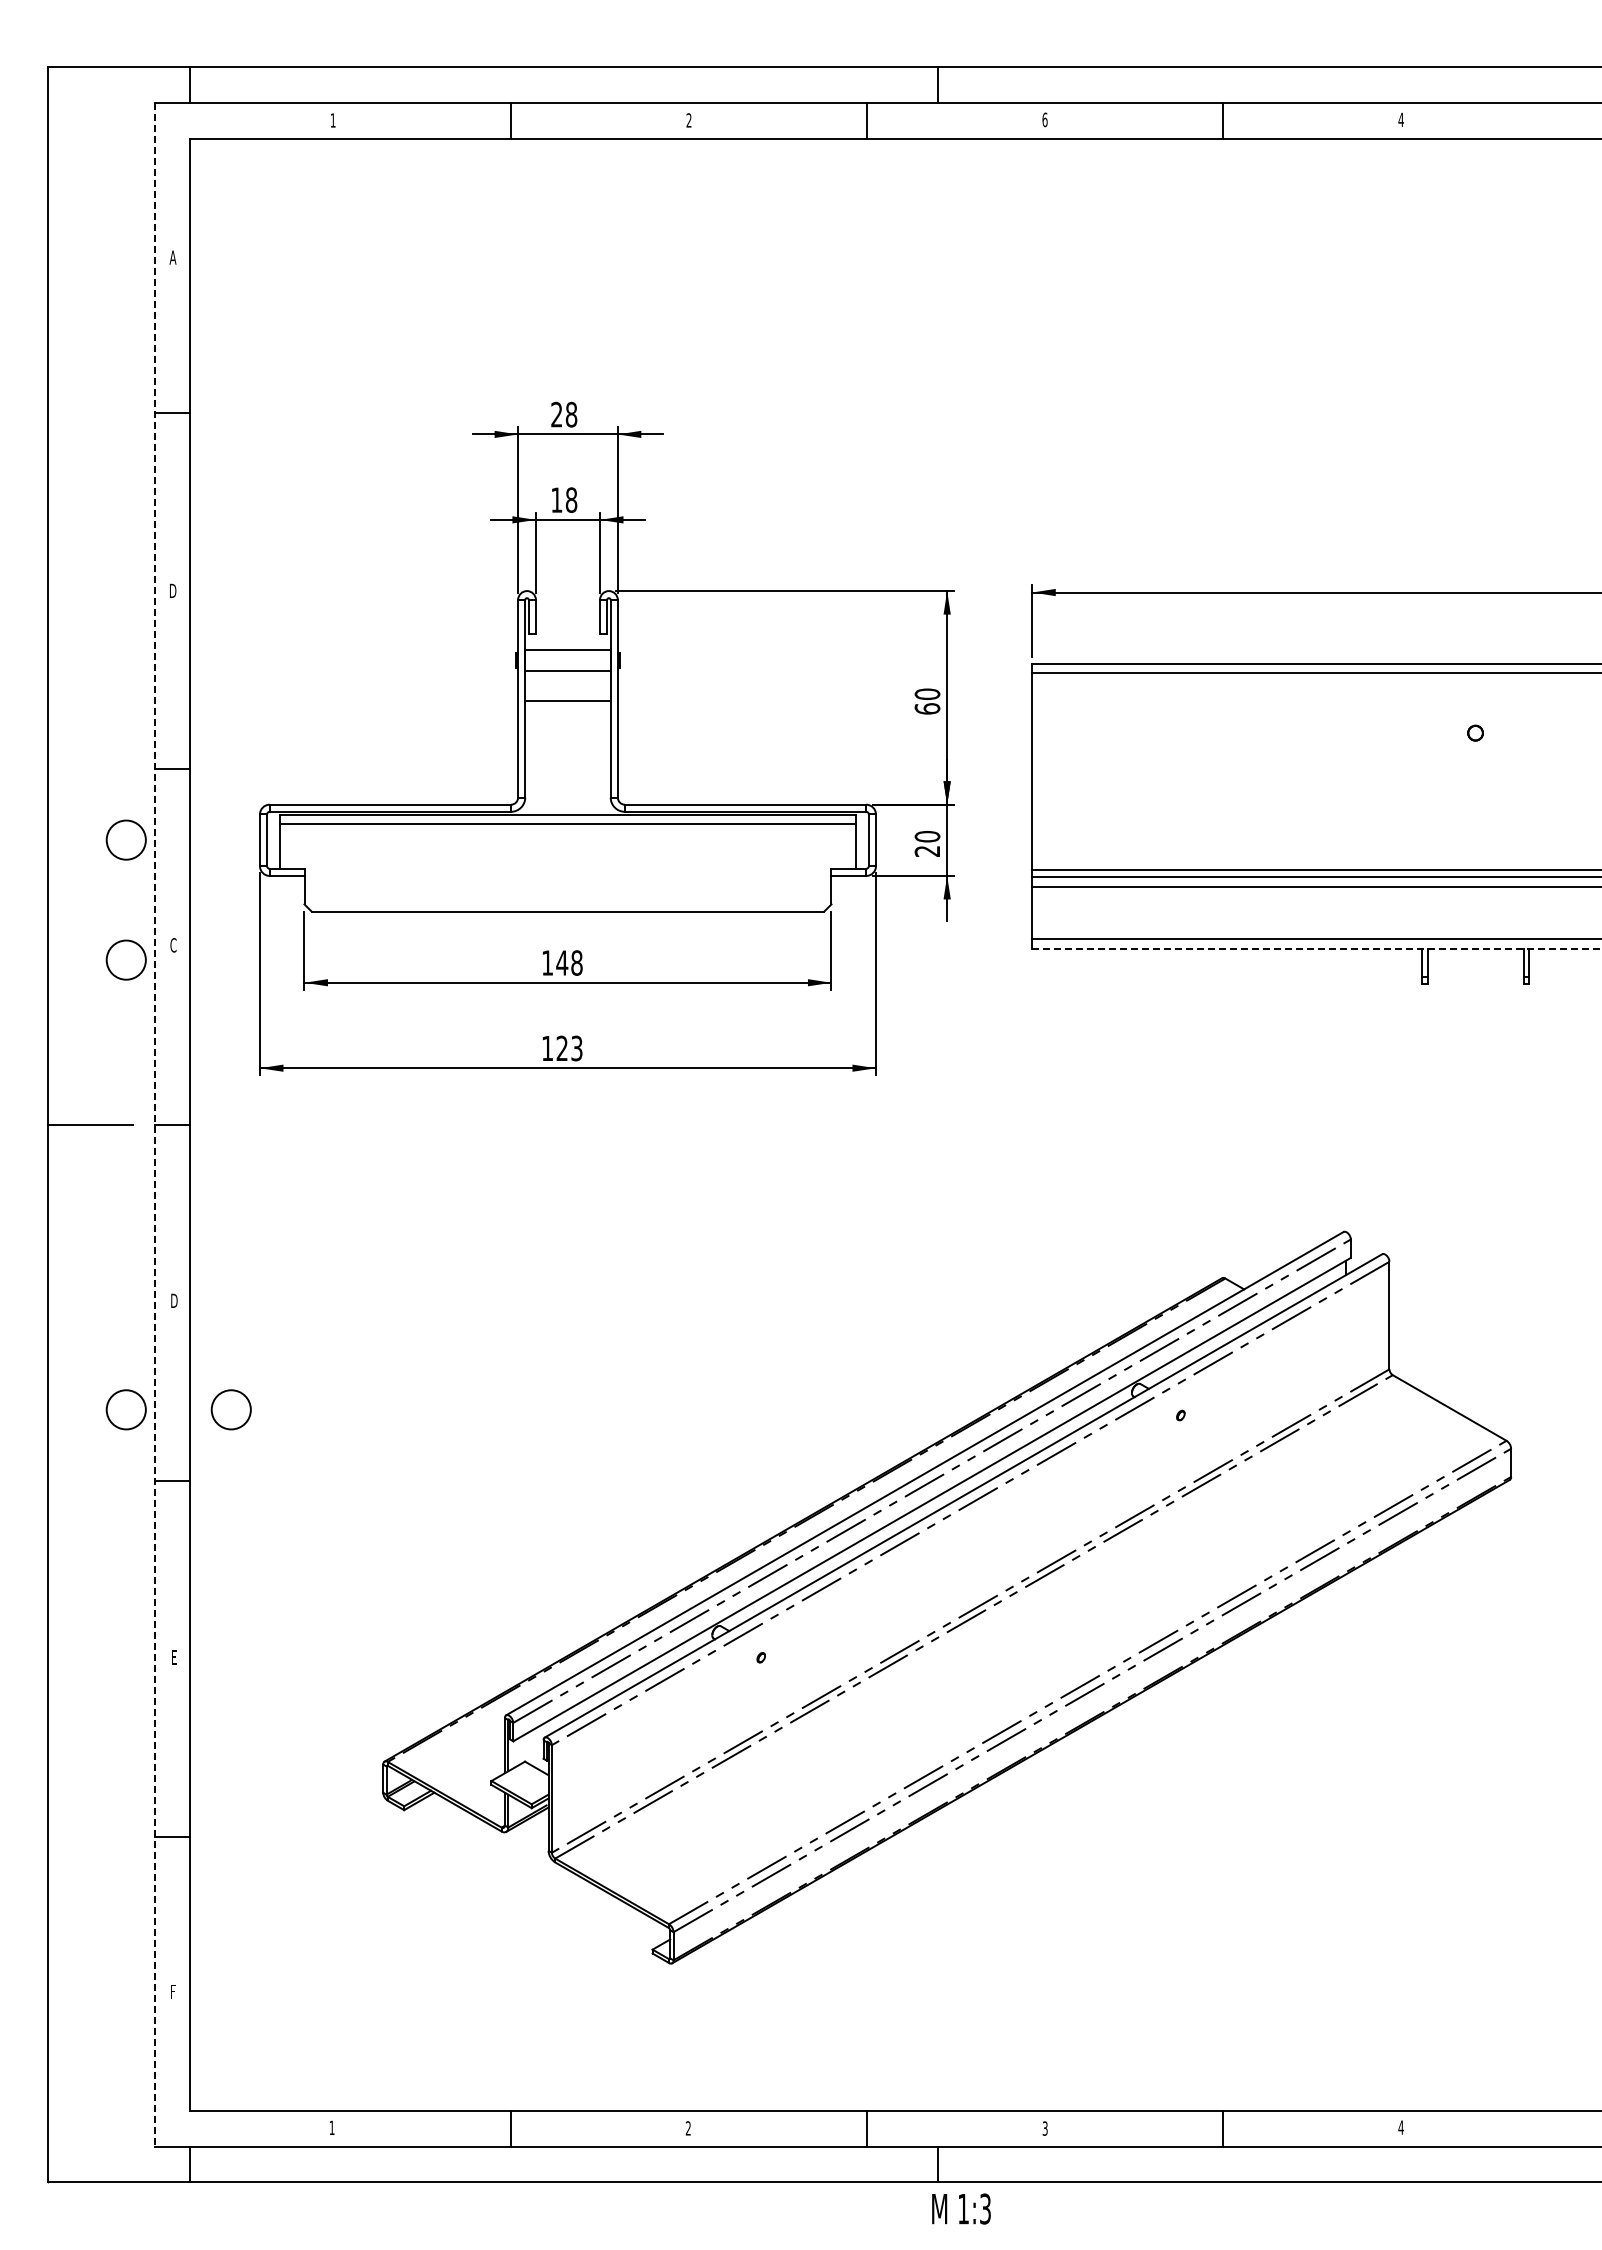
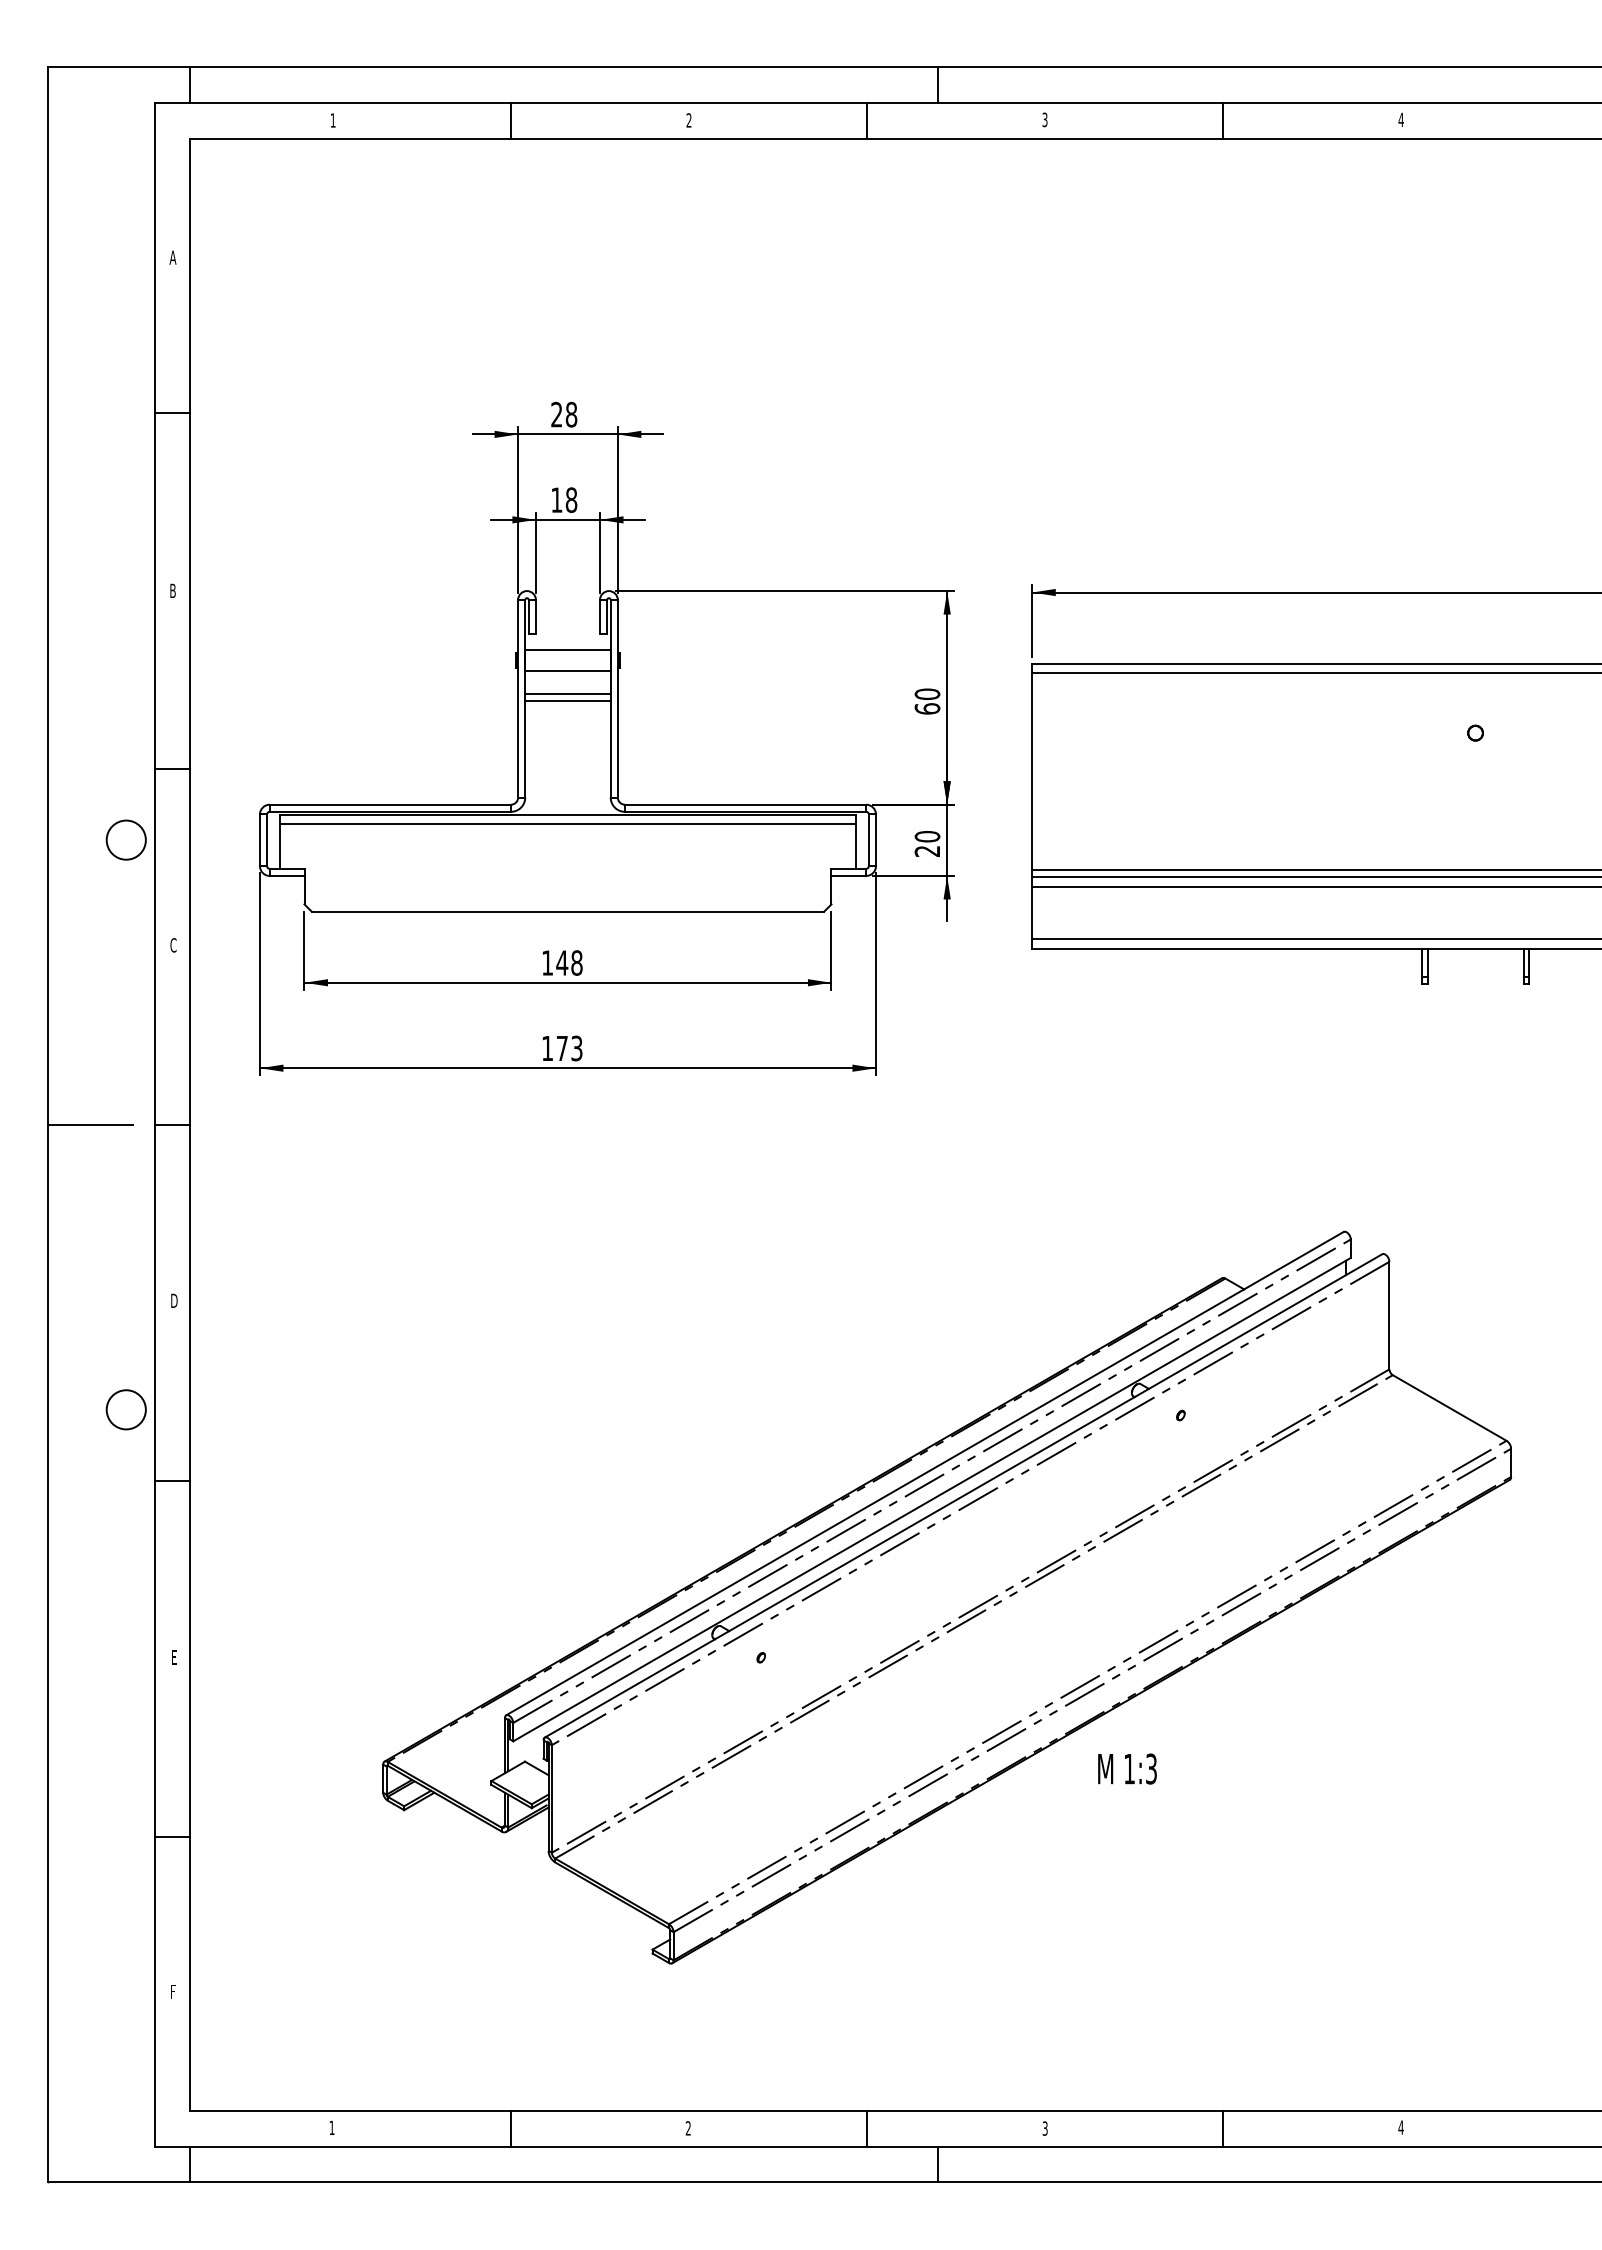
text: 6 -> 3 (1044, 119)
text: D -> B (173, 590)
line: none -> present (567, 694)
line: dashed -> solid (1317, 948)
circle: present -> none (125, 959)
text: 123 -> 173 (561, 1047)
line: dashed -> solid (154, 1125)
circle: present -> none (230, 1409)
text position: (961, 2208) -> (1127, 1768) (1127, 1768)
